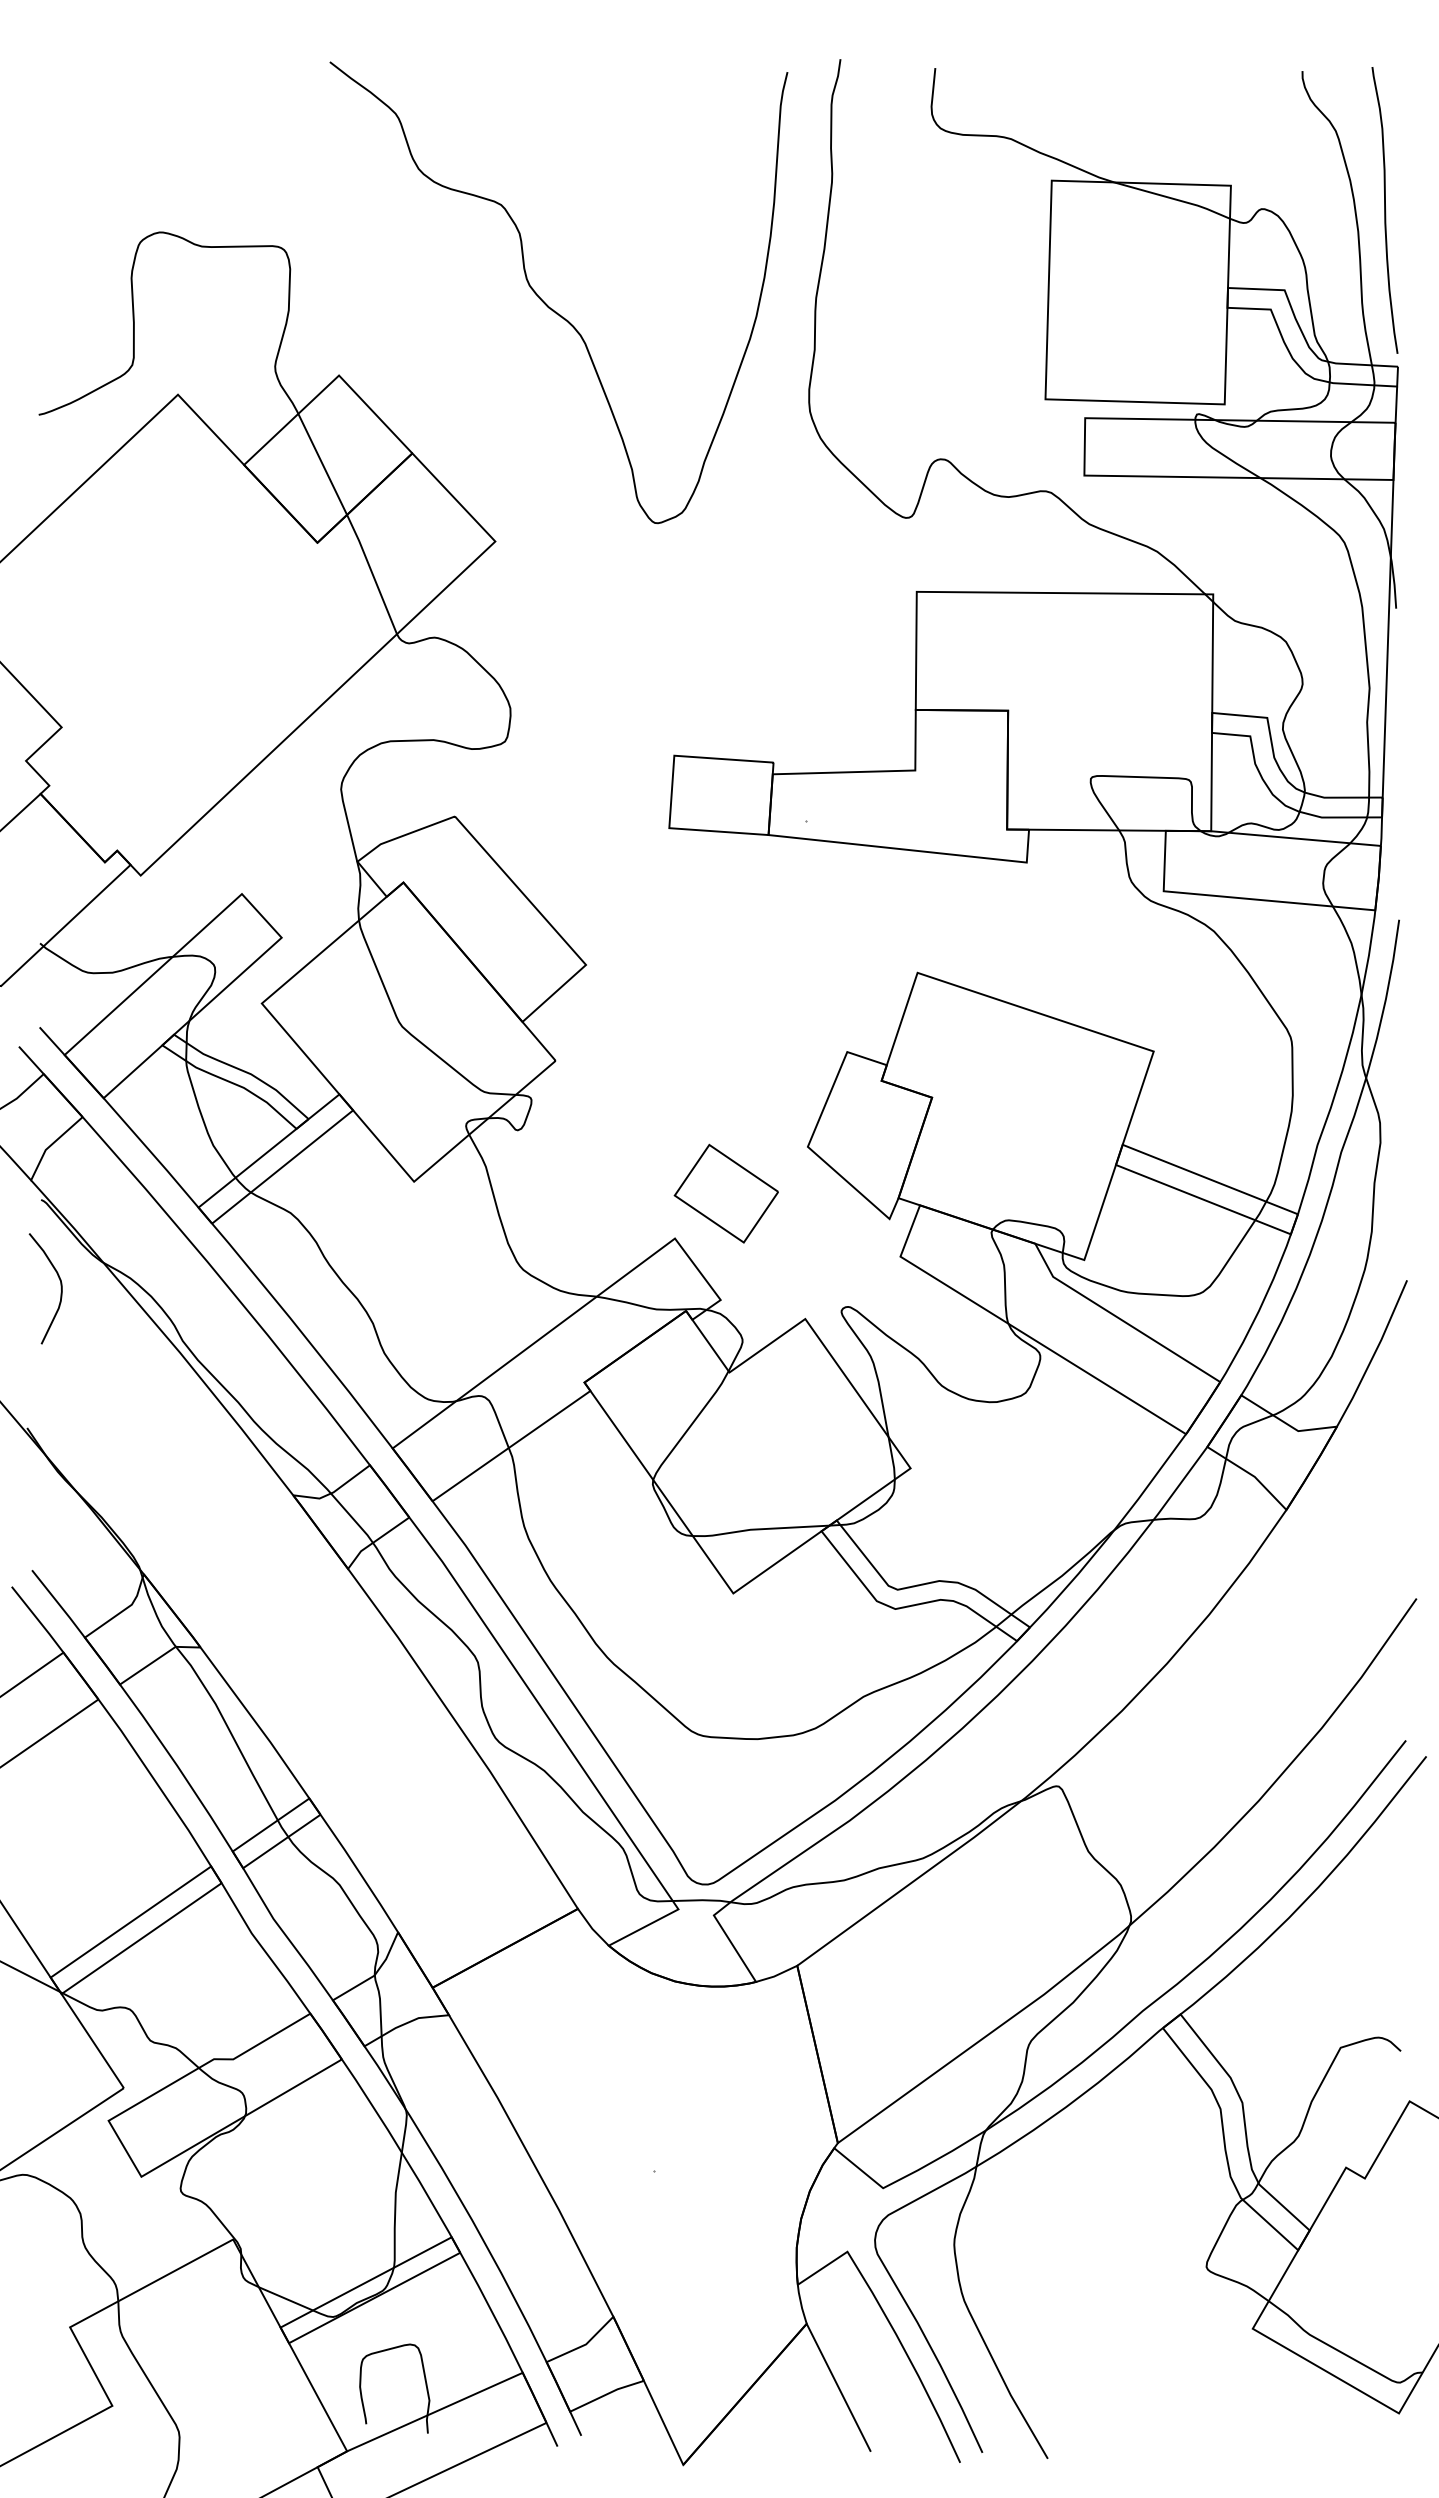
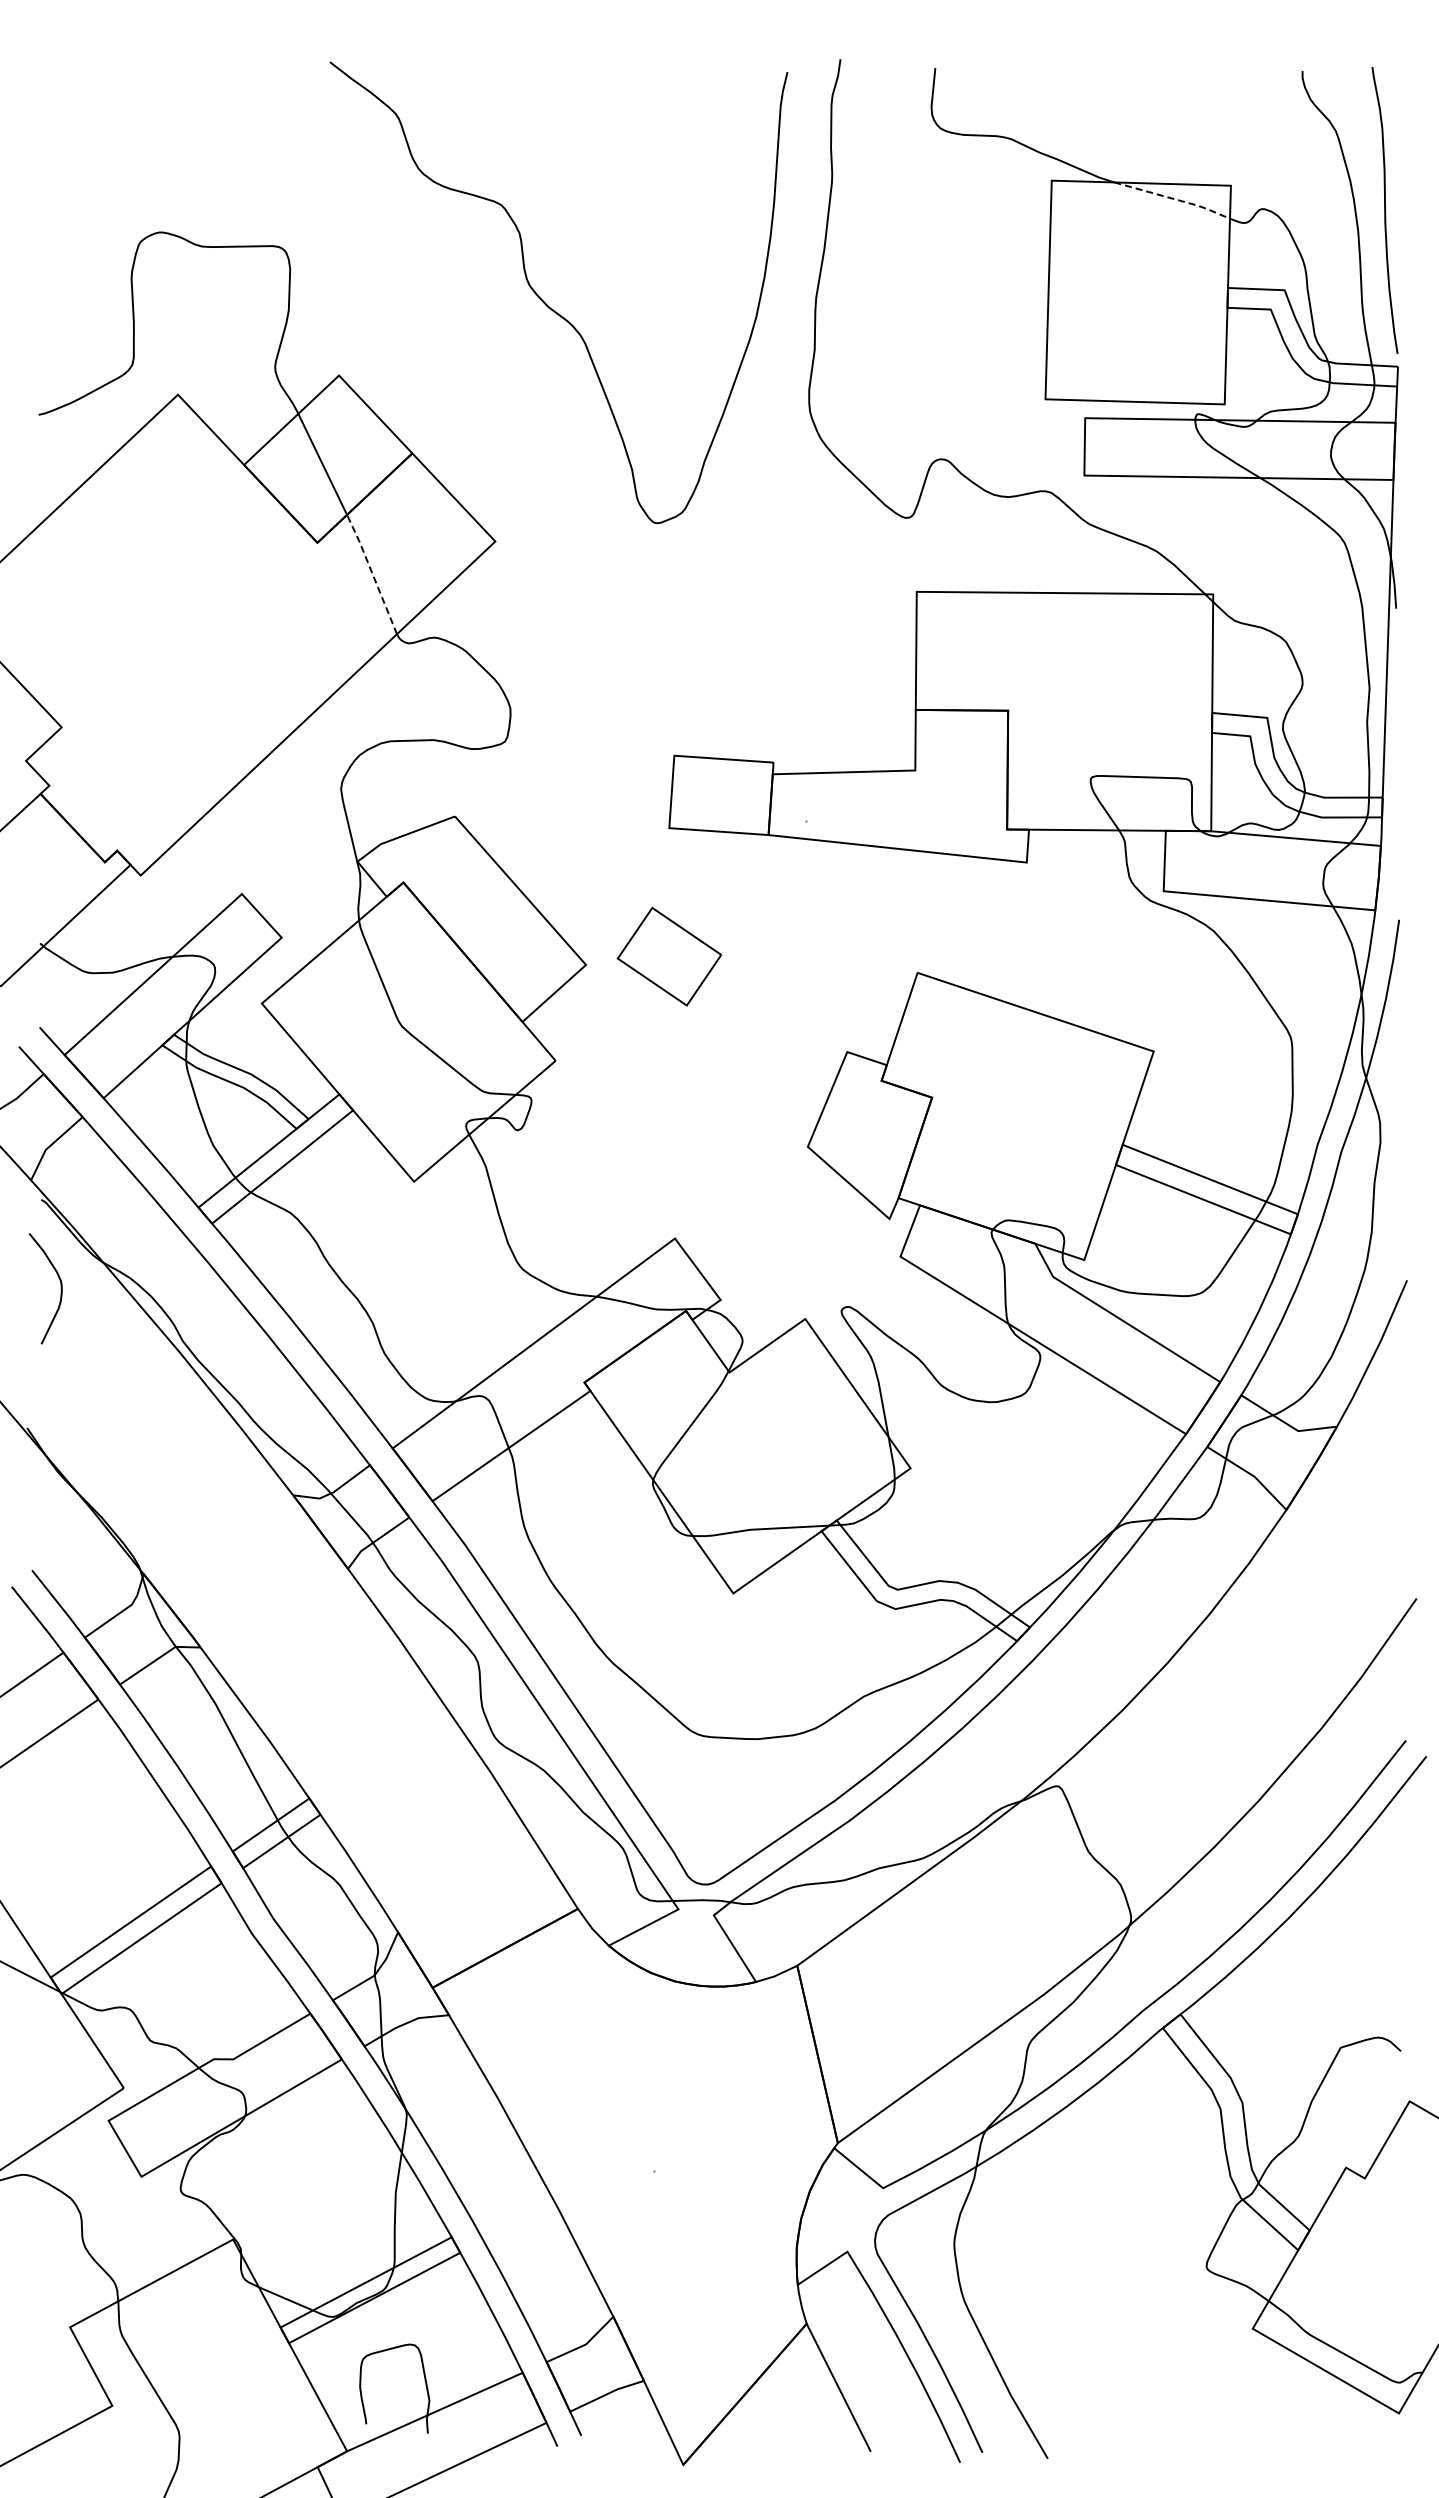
line: solid -> dashed (1174, 199)
line: solid -> dashed (372, 573)
part position: (725, 1193) -> (668, 956) (668, 956)
